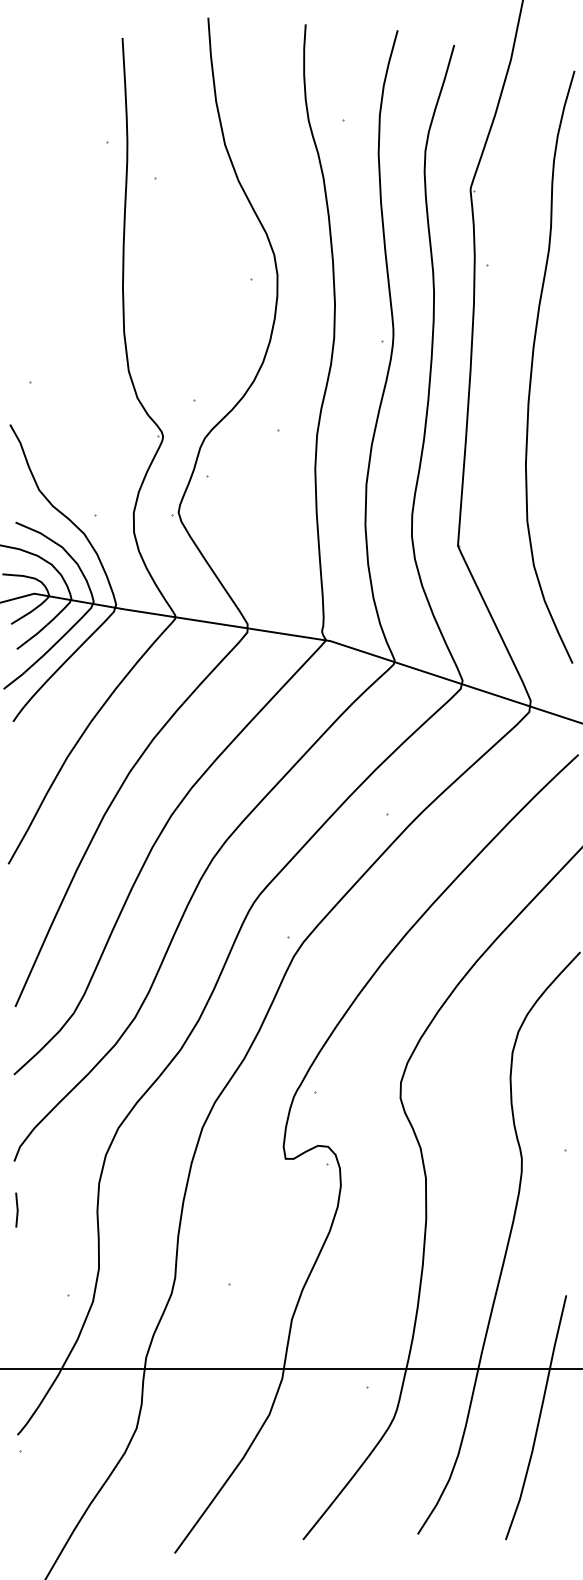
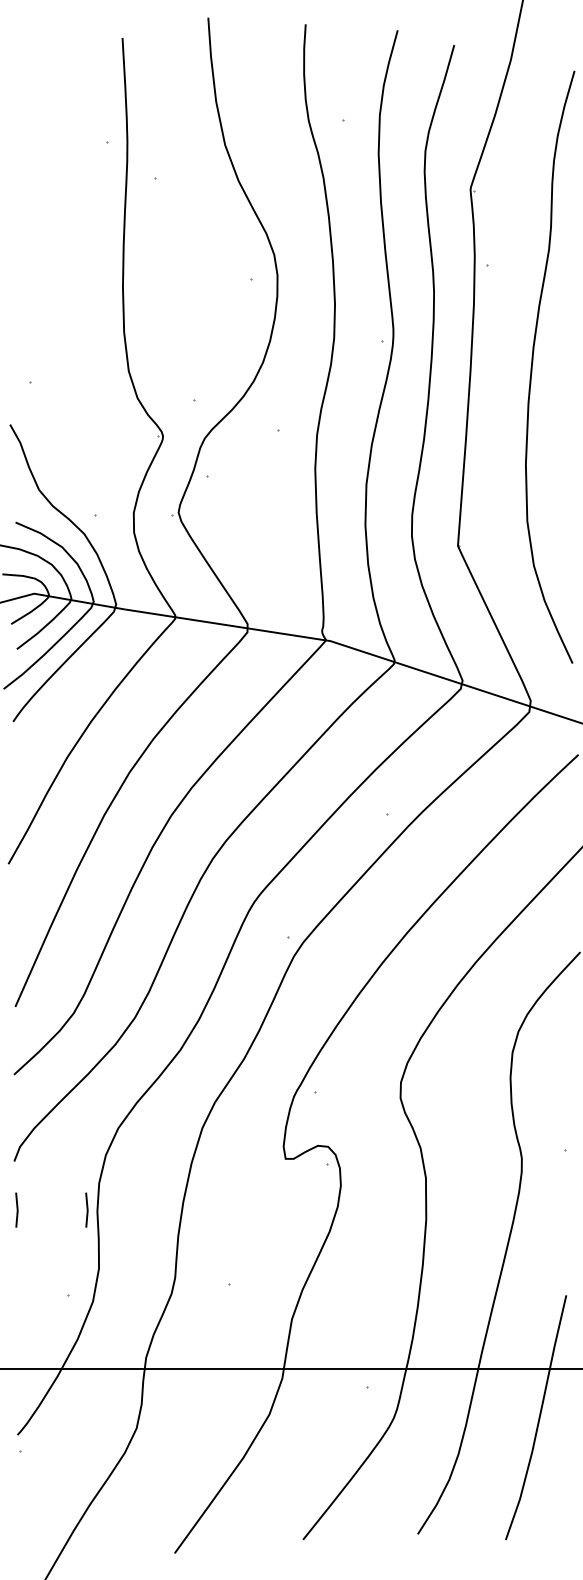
line: none -> present (86, 1209)
